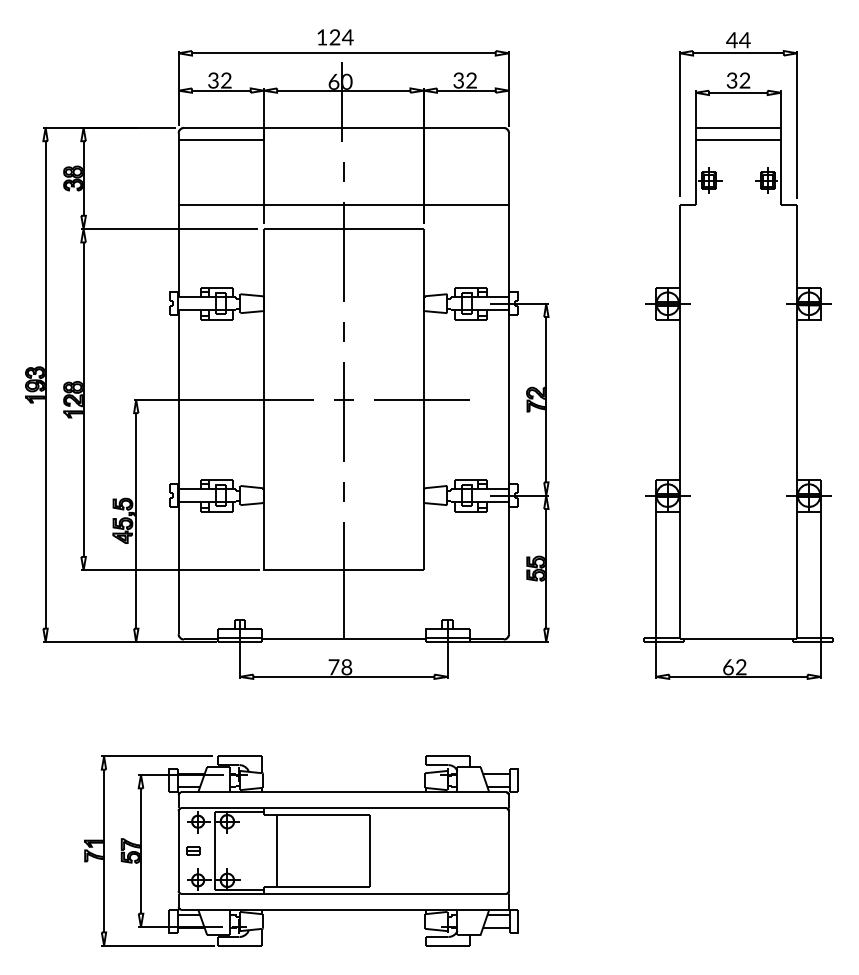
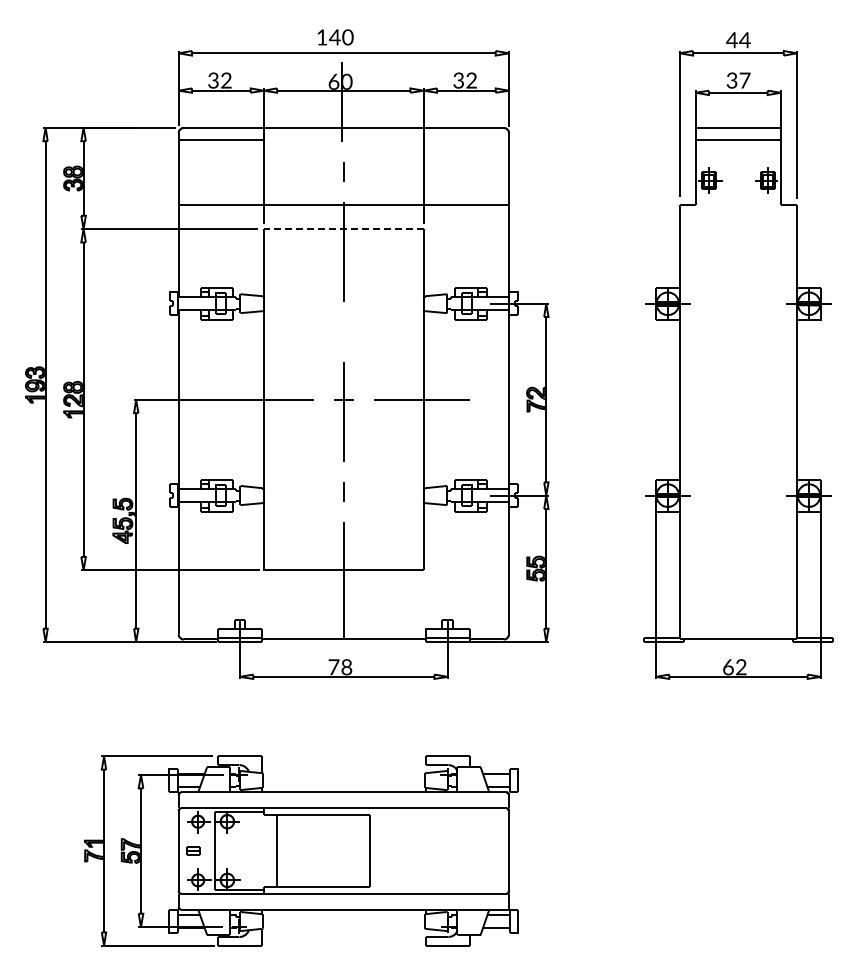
text: 124 -> 140 (341, 37)
text: 32 -> 37 (744, 80)
line: solid -> dashed (343, 229)
line: present -> none (343, 331)
